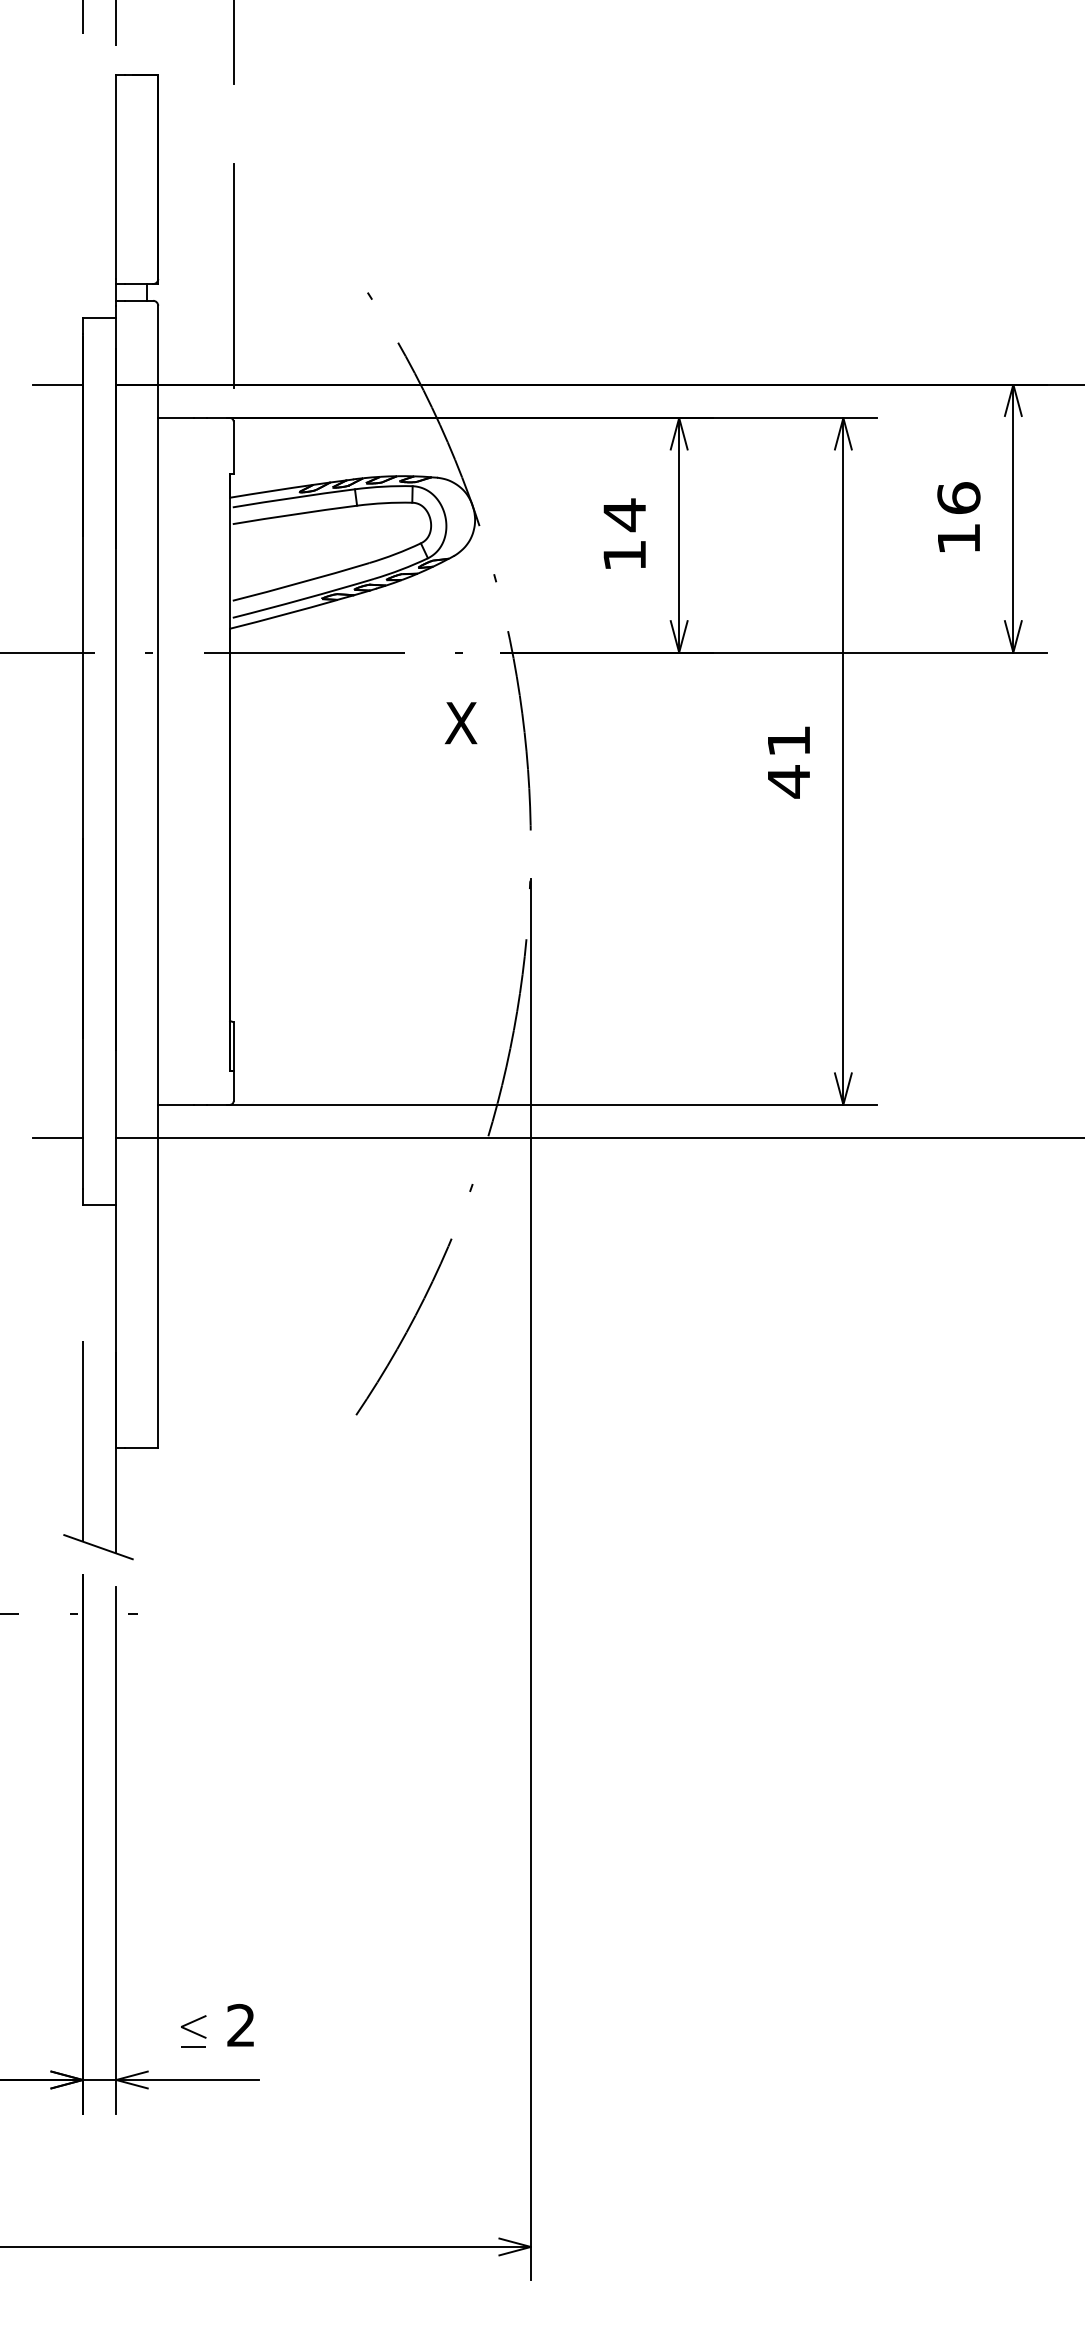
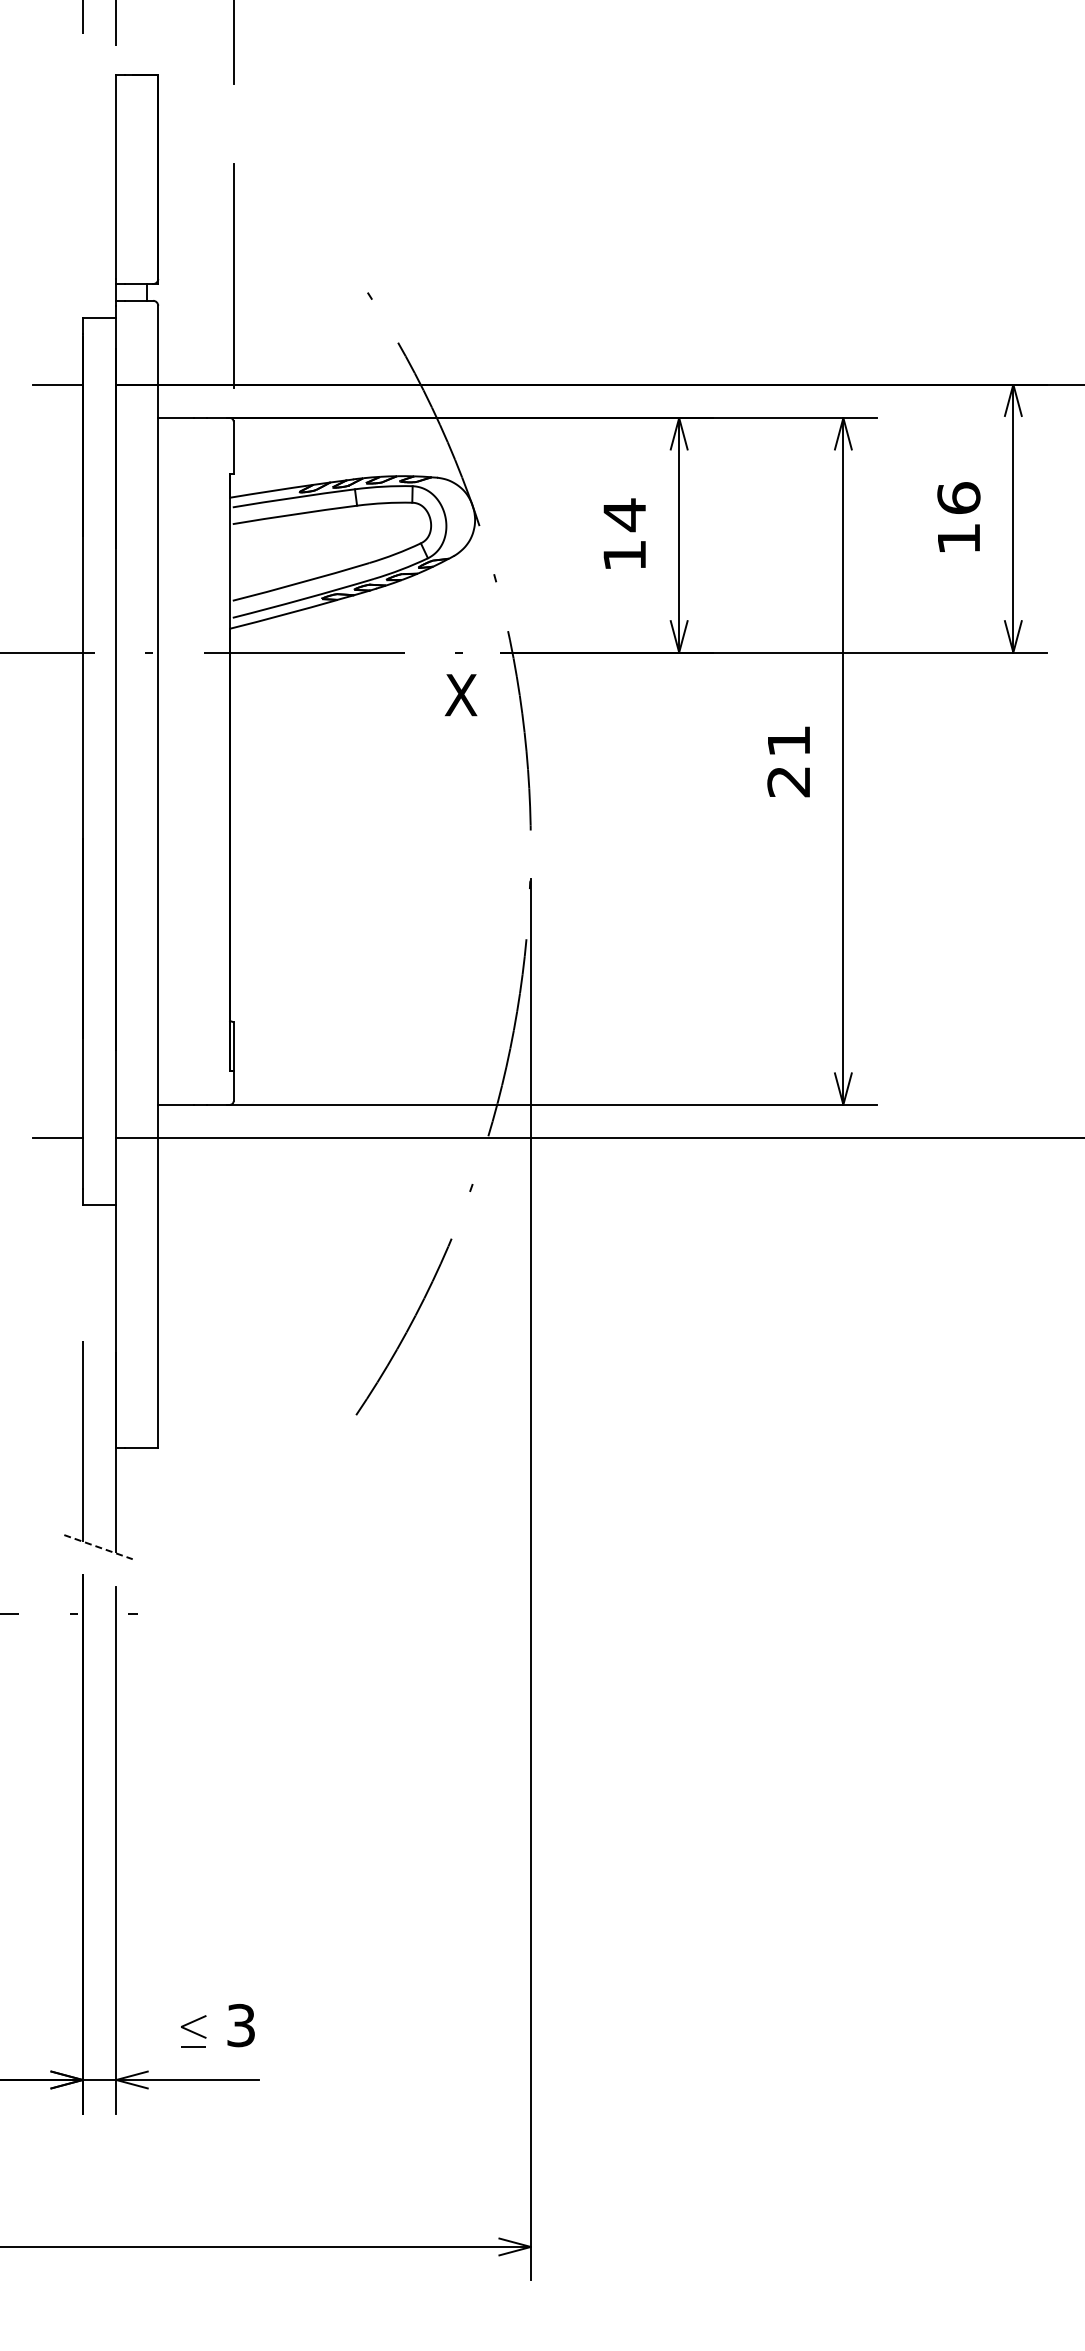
text position: (461, 723) -> (461, 695) (461, 695)
text: 41 -> 21 (788, 781)
line: solid -> dashed (98, 1547)
text: 2 -> 3 (240, 2025)
